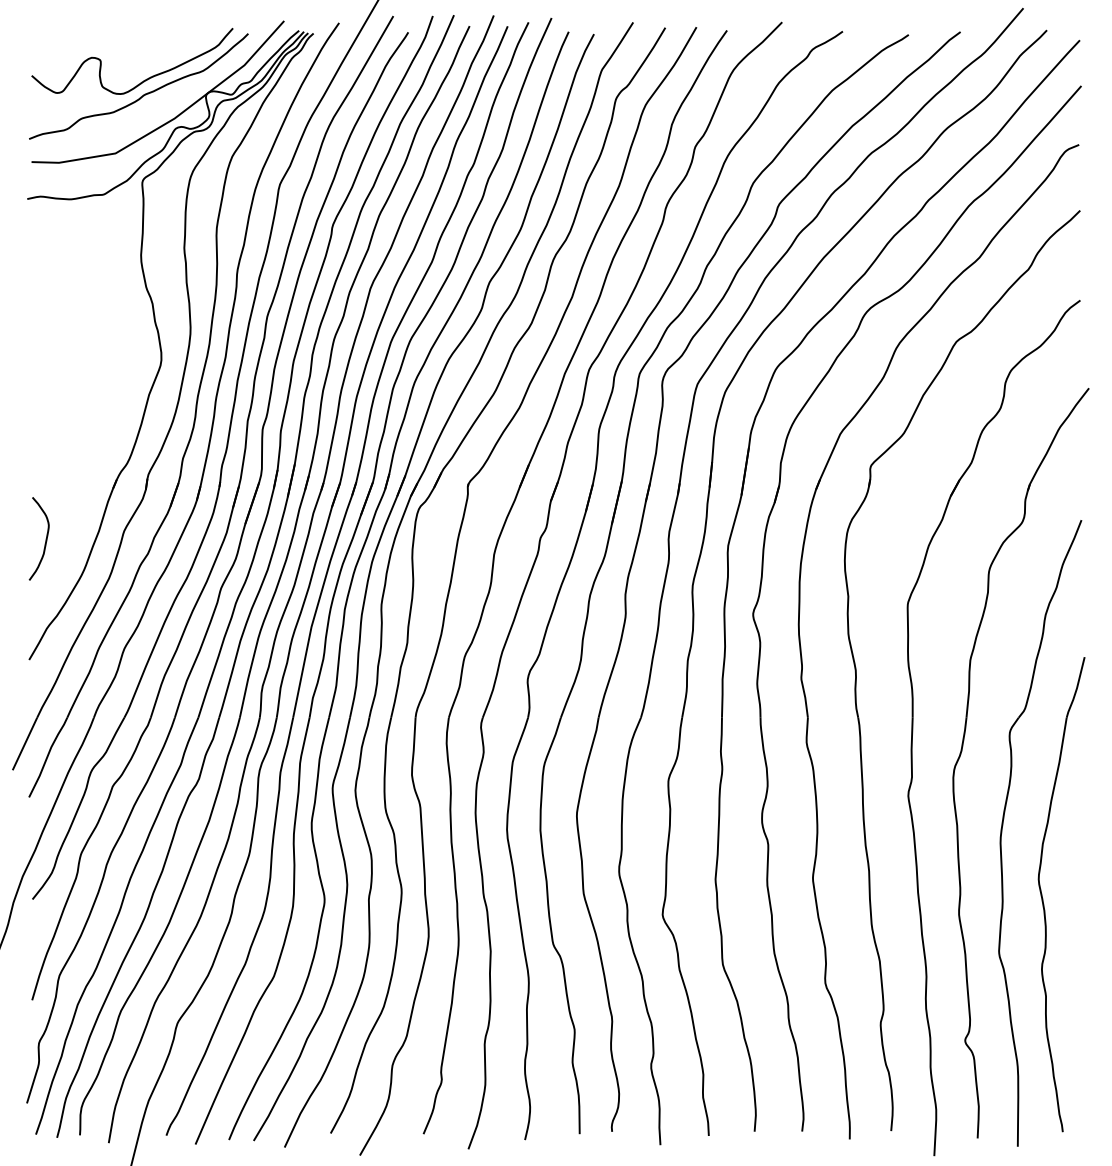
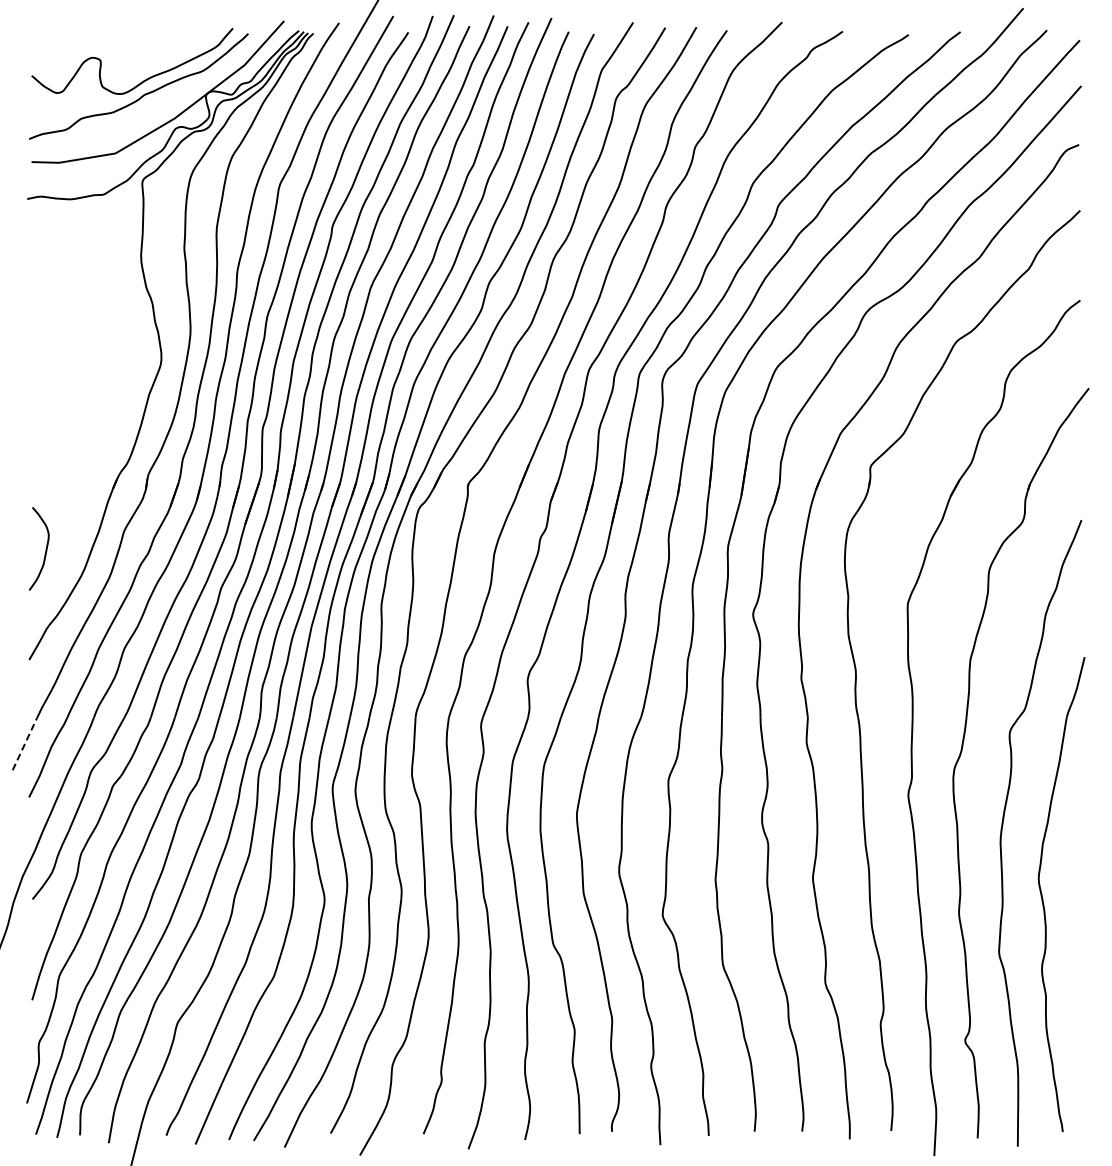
curve position: (45, 538) -> (45, 548) (45, 548)
line: solid -> dashed (24, 744)
